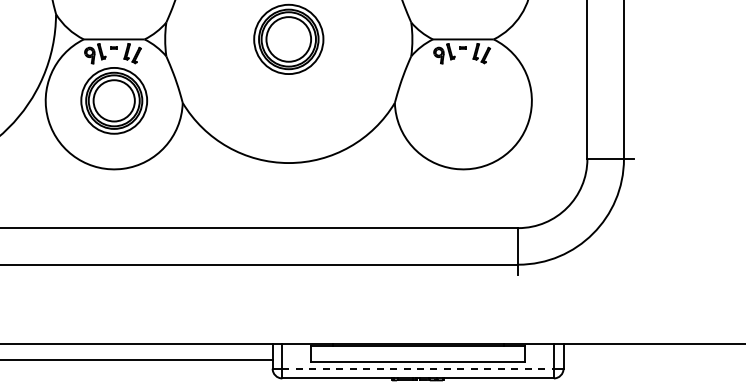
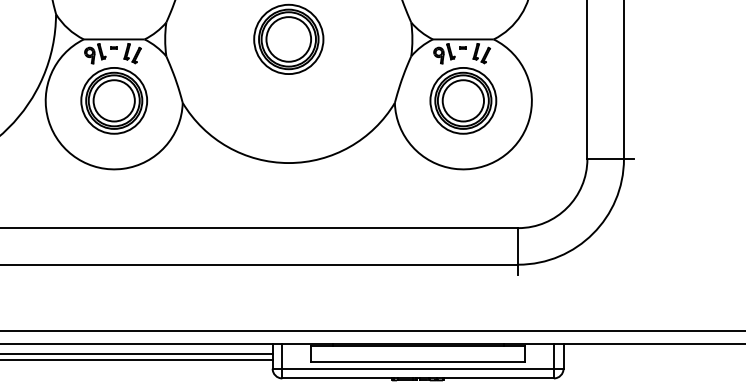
part: none -> present (463, 100)
line: none -> present (372, 331)
line: none -> present (137, 353)
line: dashed -> solid (418, 368)
